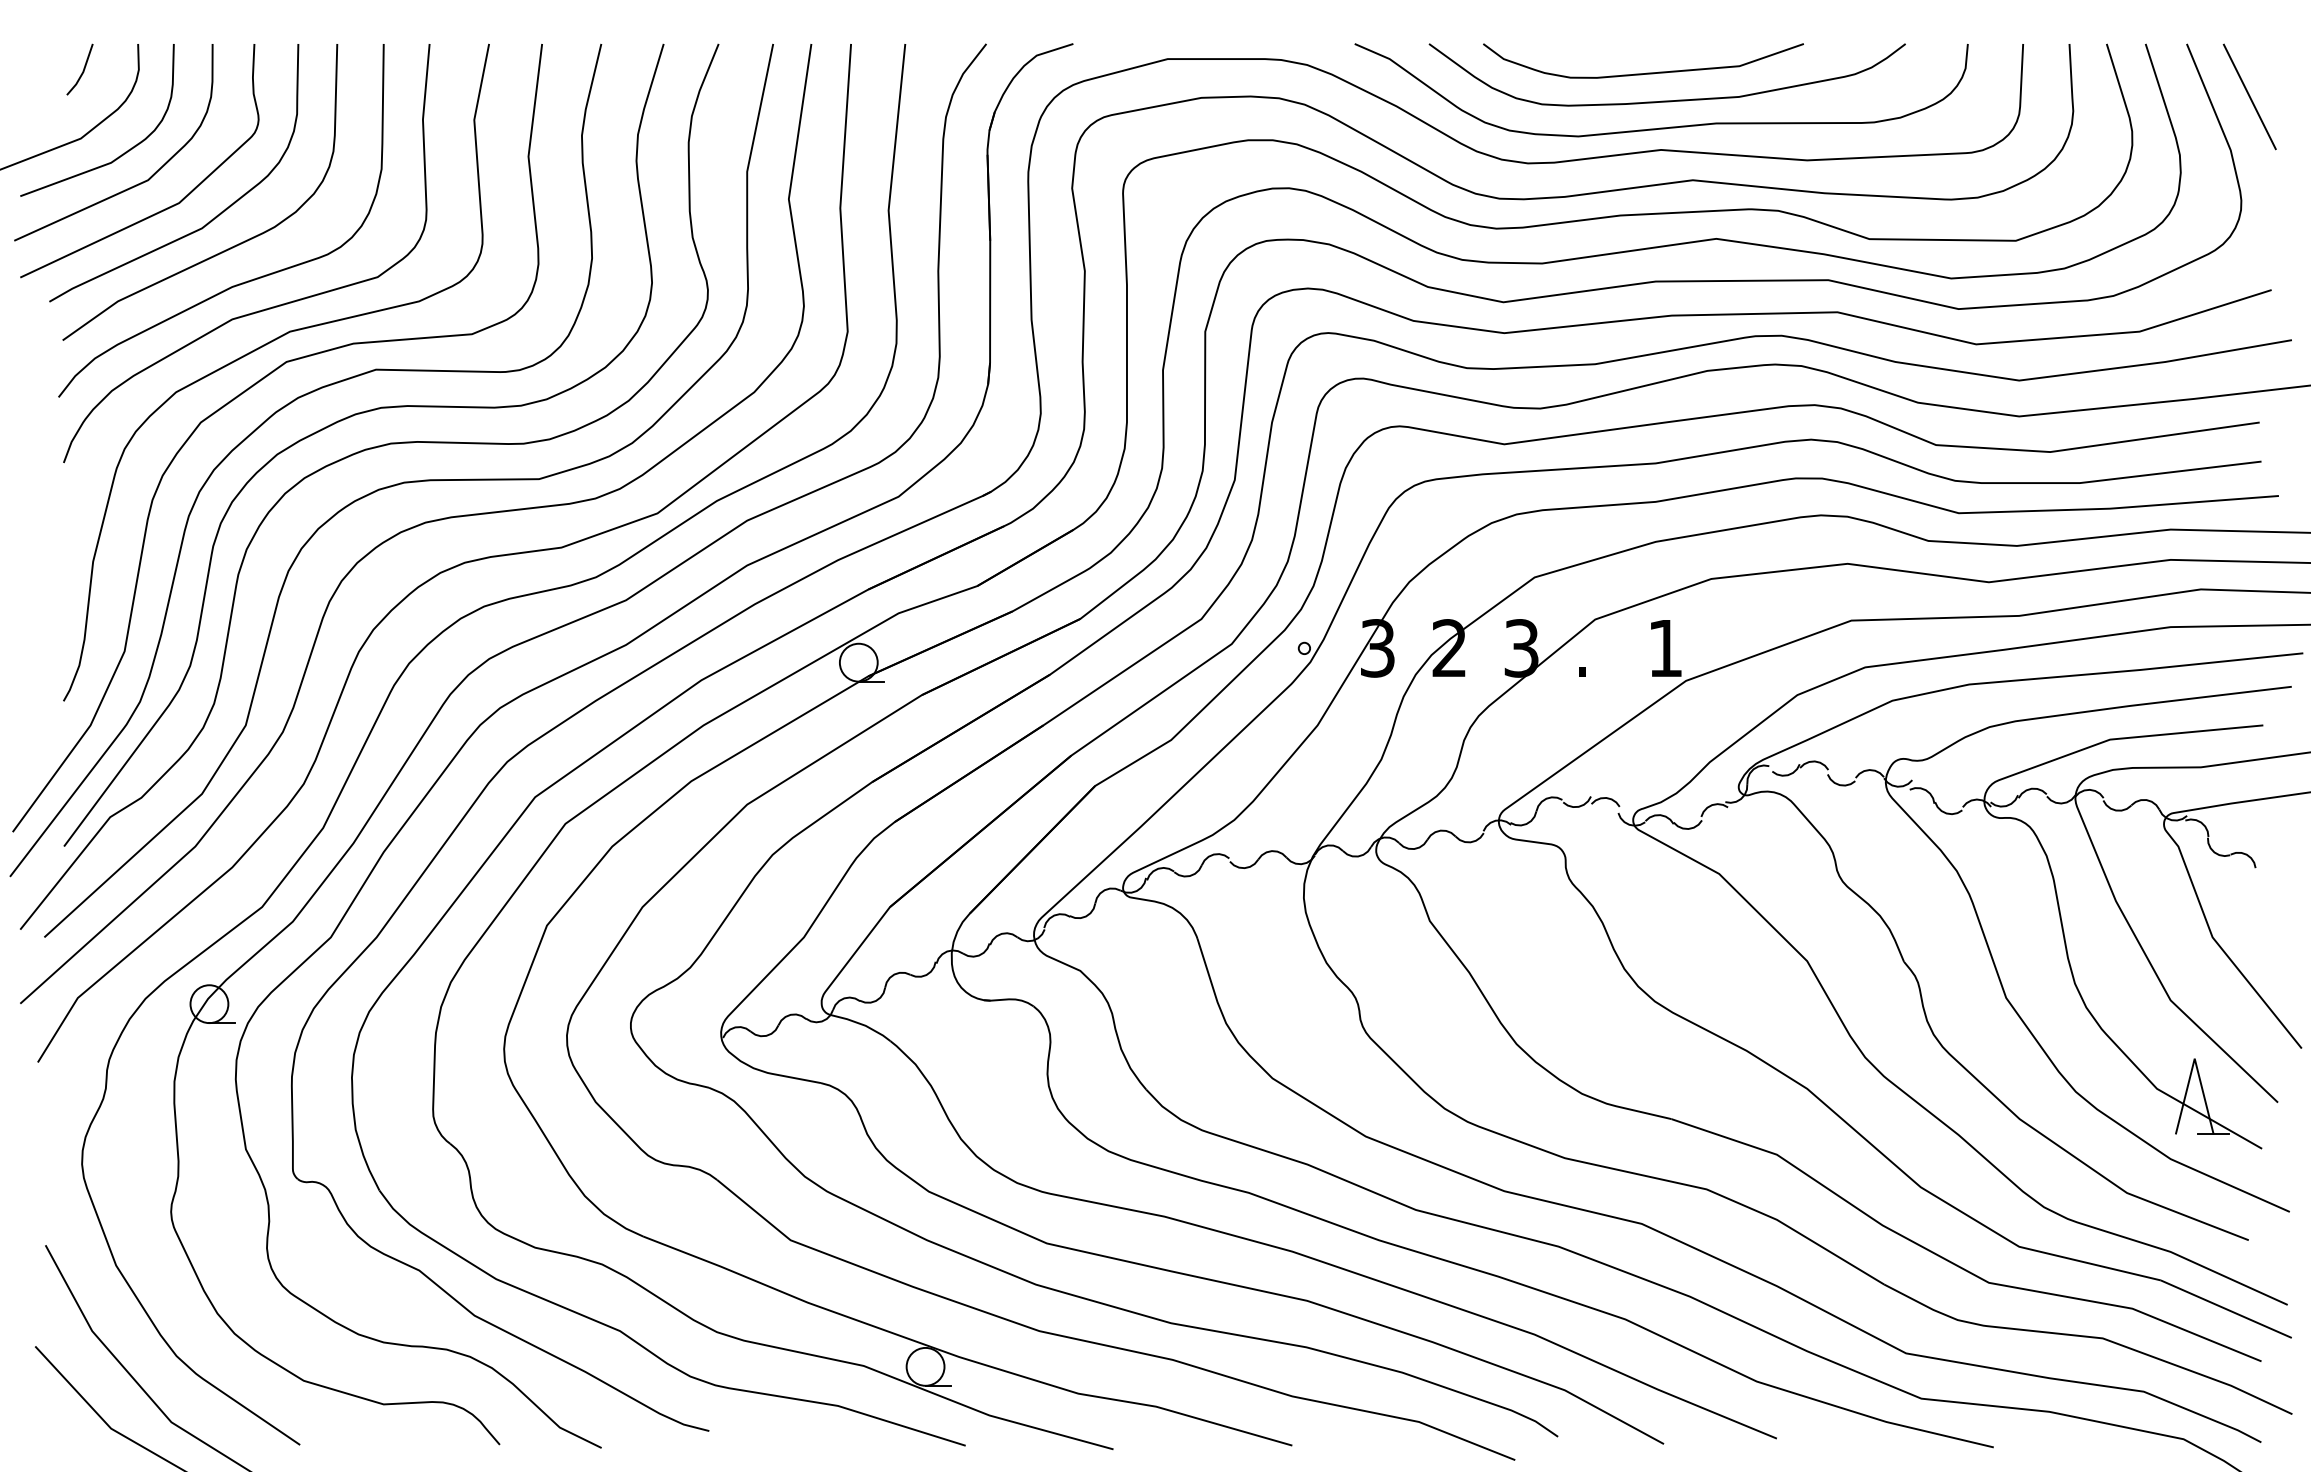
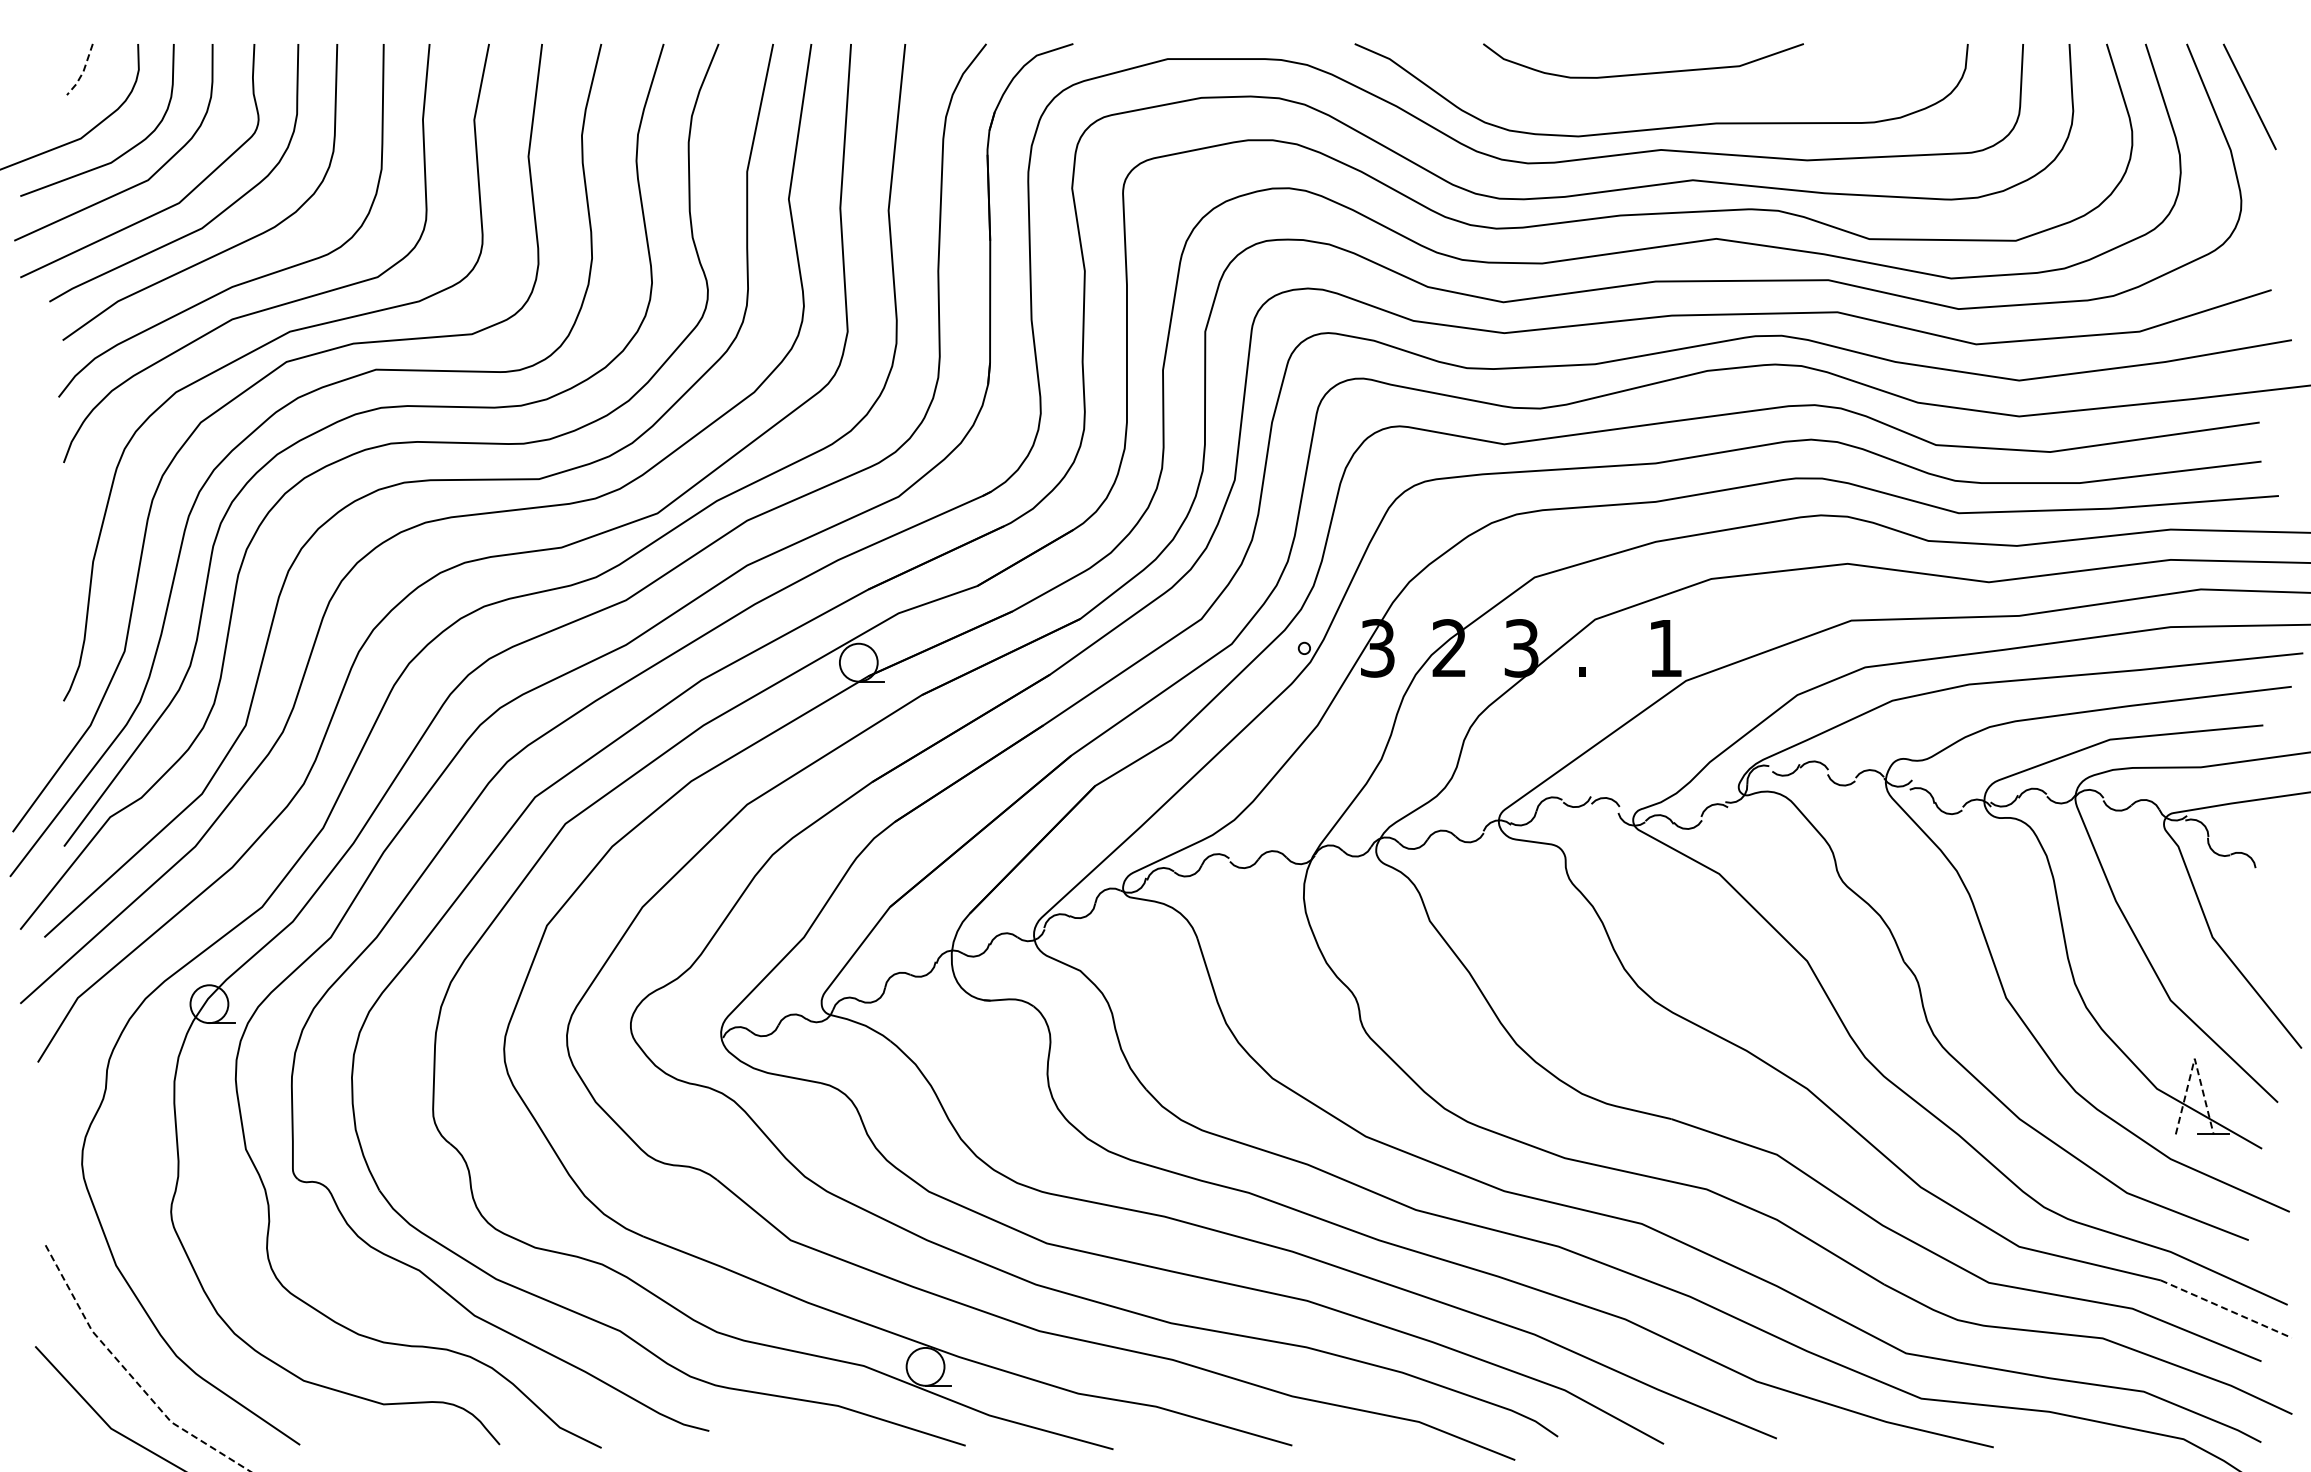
line: solid -> dashed (83, 72)
curve: present -> none (1666, 100)
line: solid -> dashed (2194, 1058)
line: solid -> dashed (2226, 1309)
line: solid -> dashed (130, 1375)
